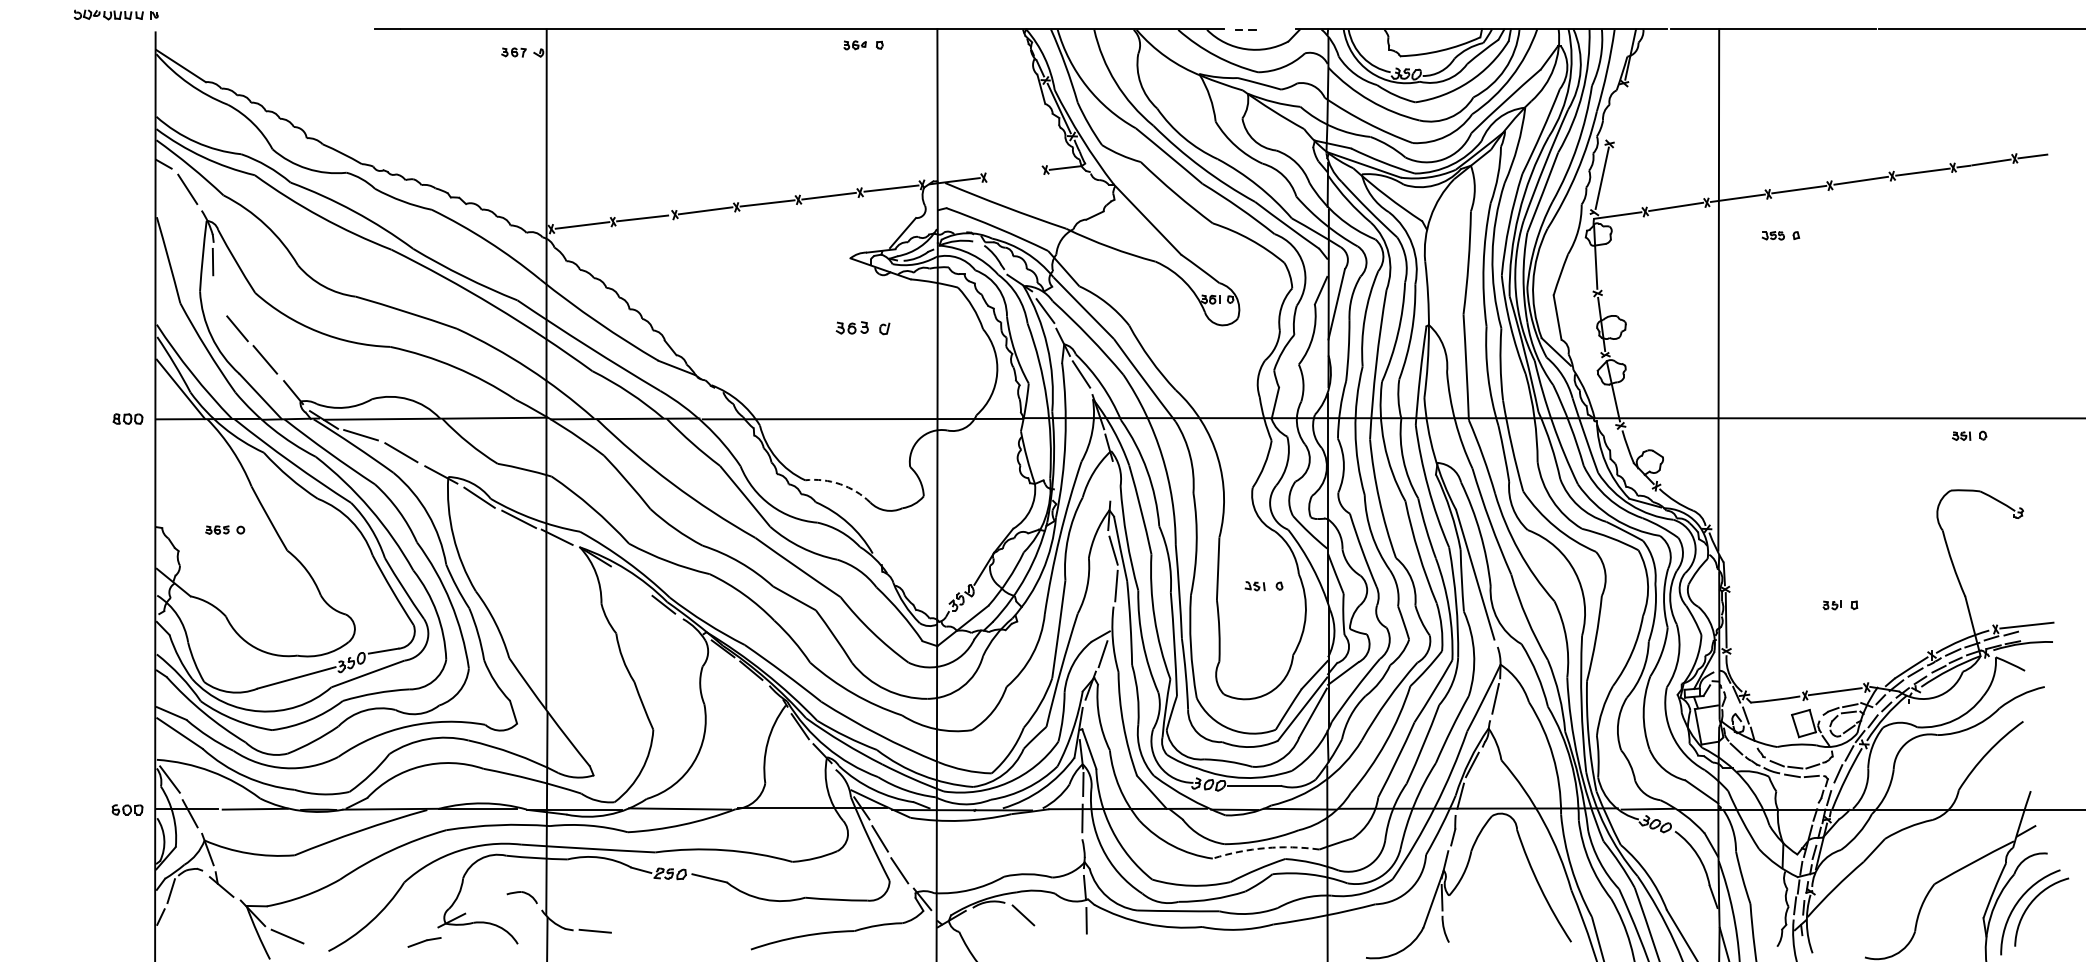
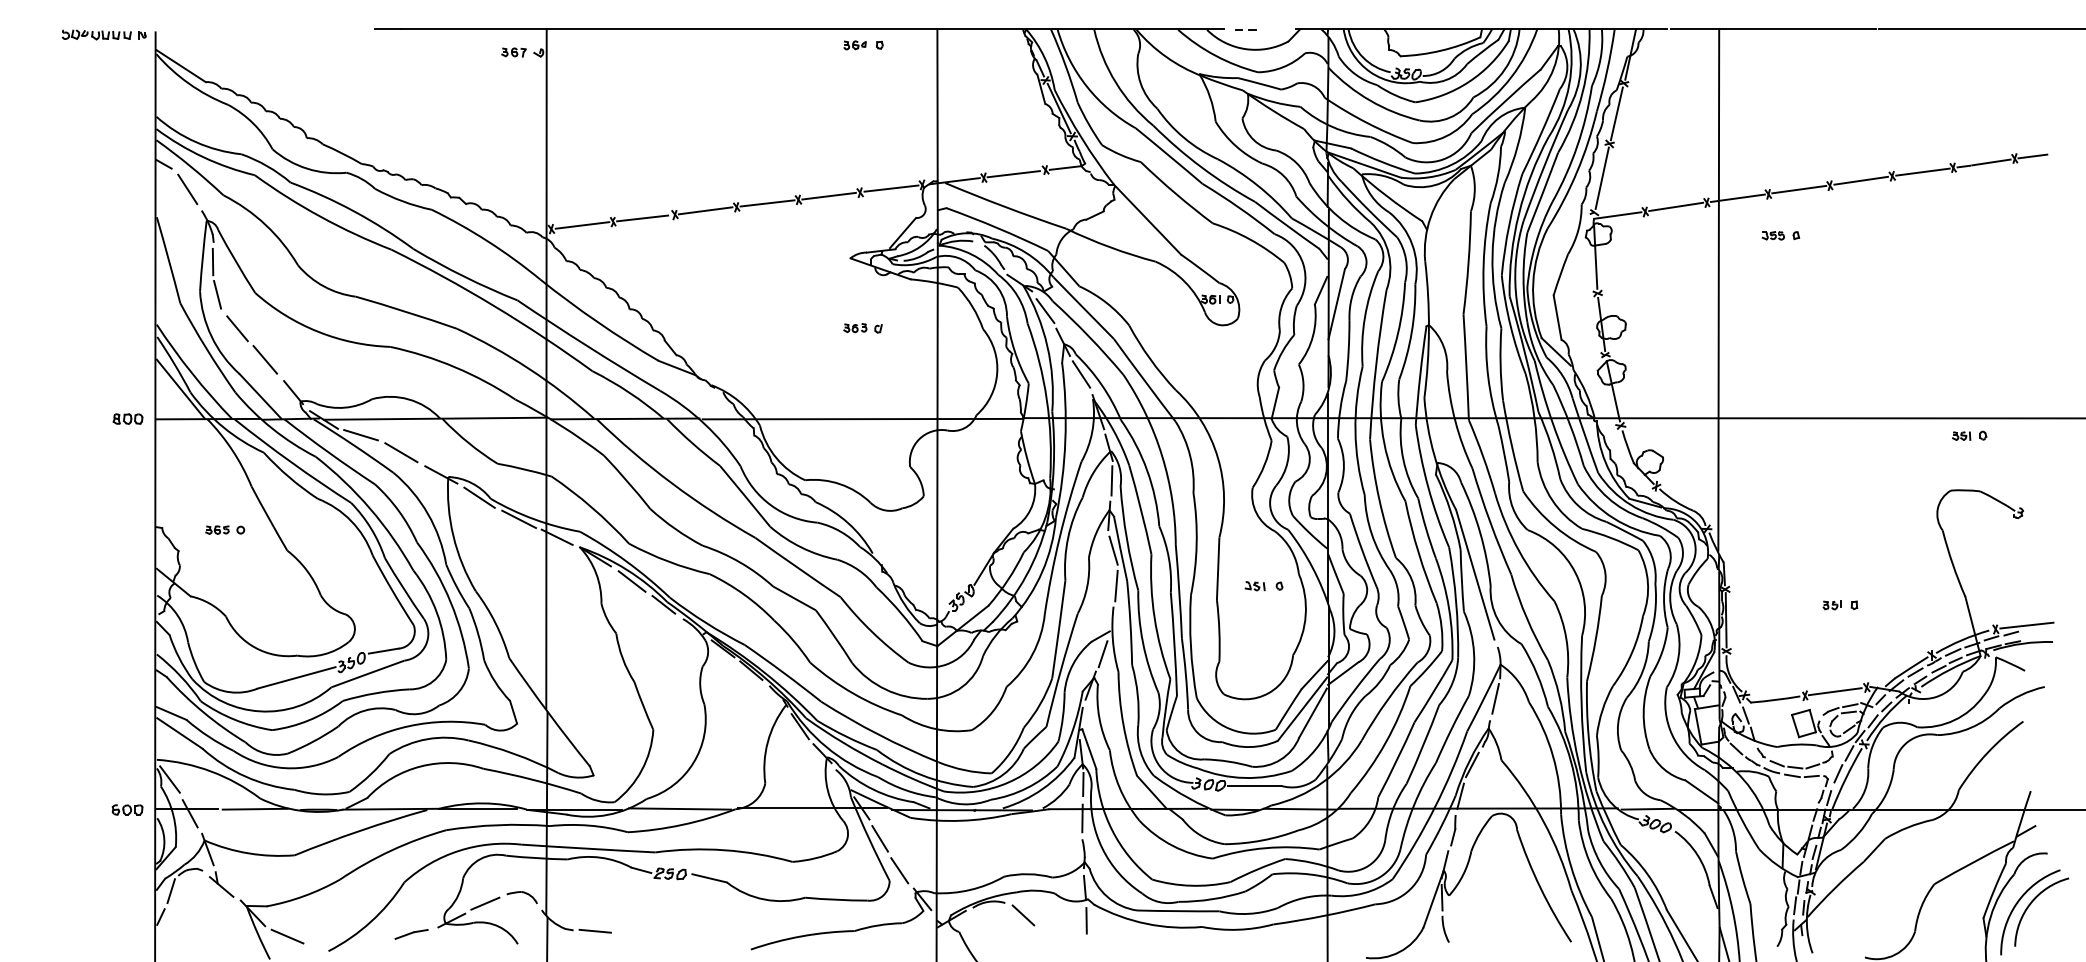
part position: (115, 14) -> (103, 34) (103, 34)
line: none -> present (1616, 113)
line: none -> present (1013, 174)
line: none -> present (217, 294)
part size: 56x15 px -> 40x11 px (862, 328)
line: none -> present (1111, 480)
arc: dashed -> solid (840, 484)
line: none -> present (631, 581)
arc: dashed -> solid (1265, 848)
line: none -> present (485, 903)
part position: (424, 942) -> (411, 934) (411, 934)
